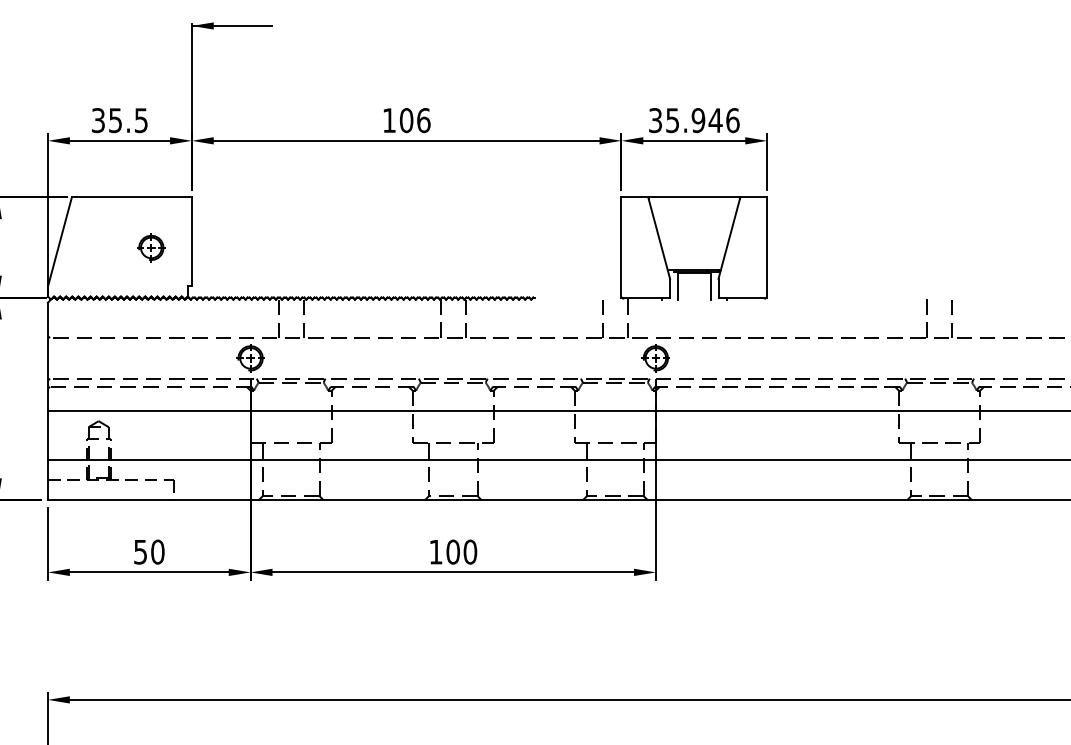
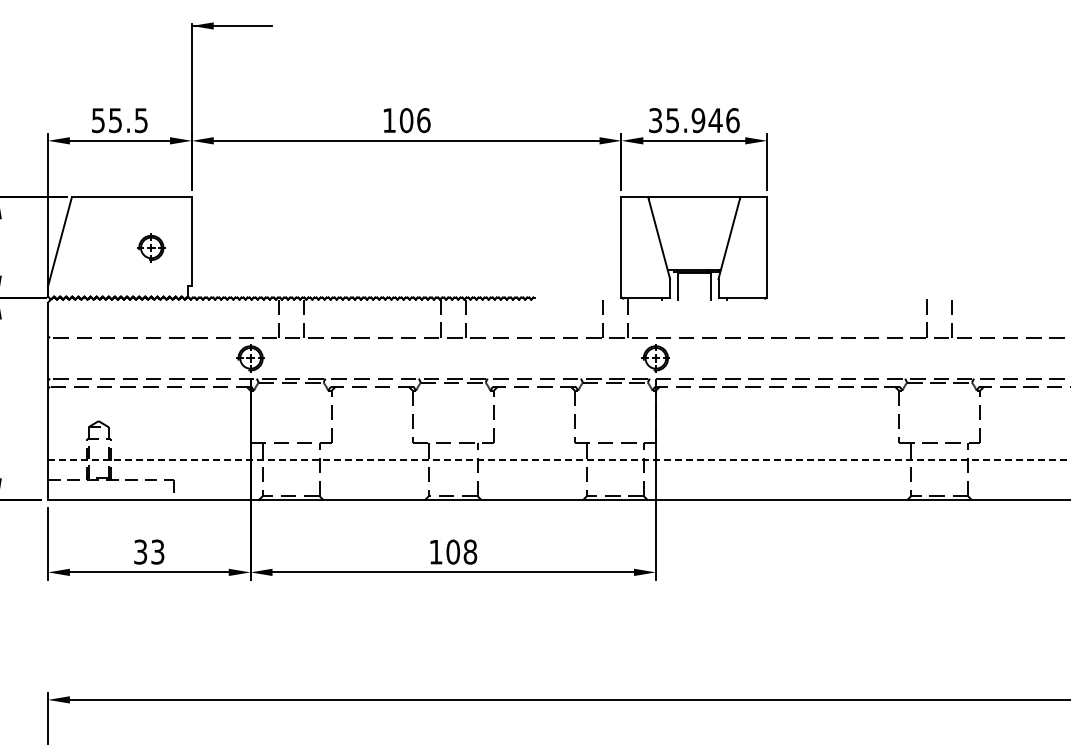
text: 35.5 -> 55.5 (98, 120)
line: present -> none (557, 411)
line: solid -> dashed (559, 459)
text: 50 -> 33 (149, 551)
text: 100 -> 108 (470, 552)
